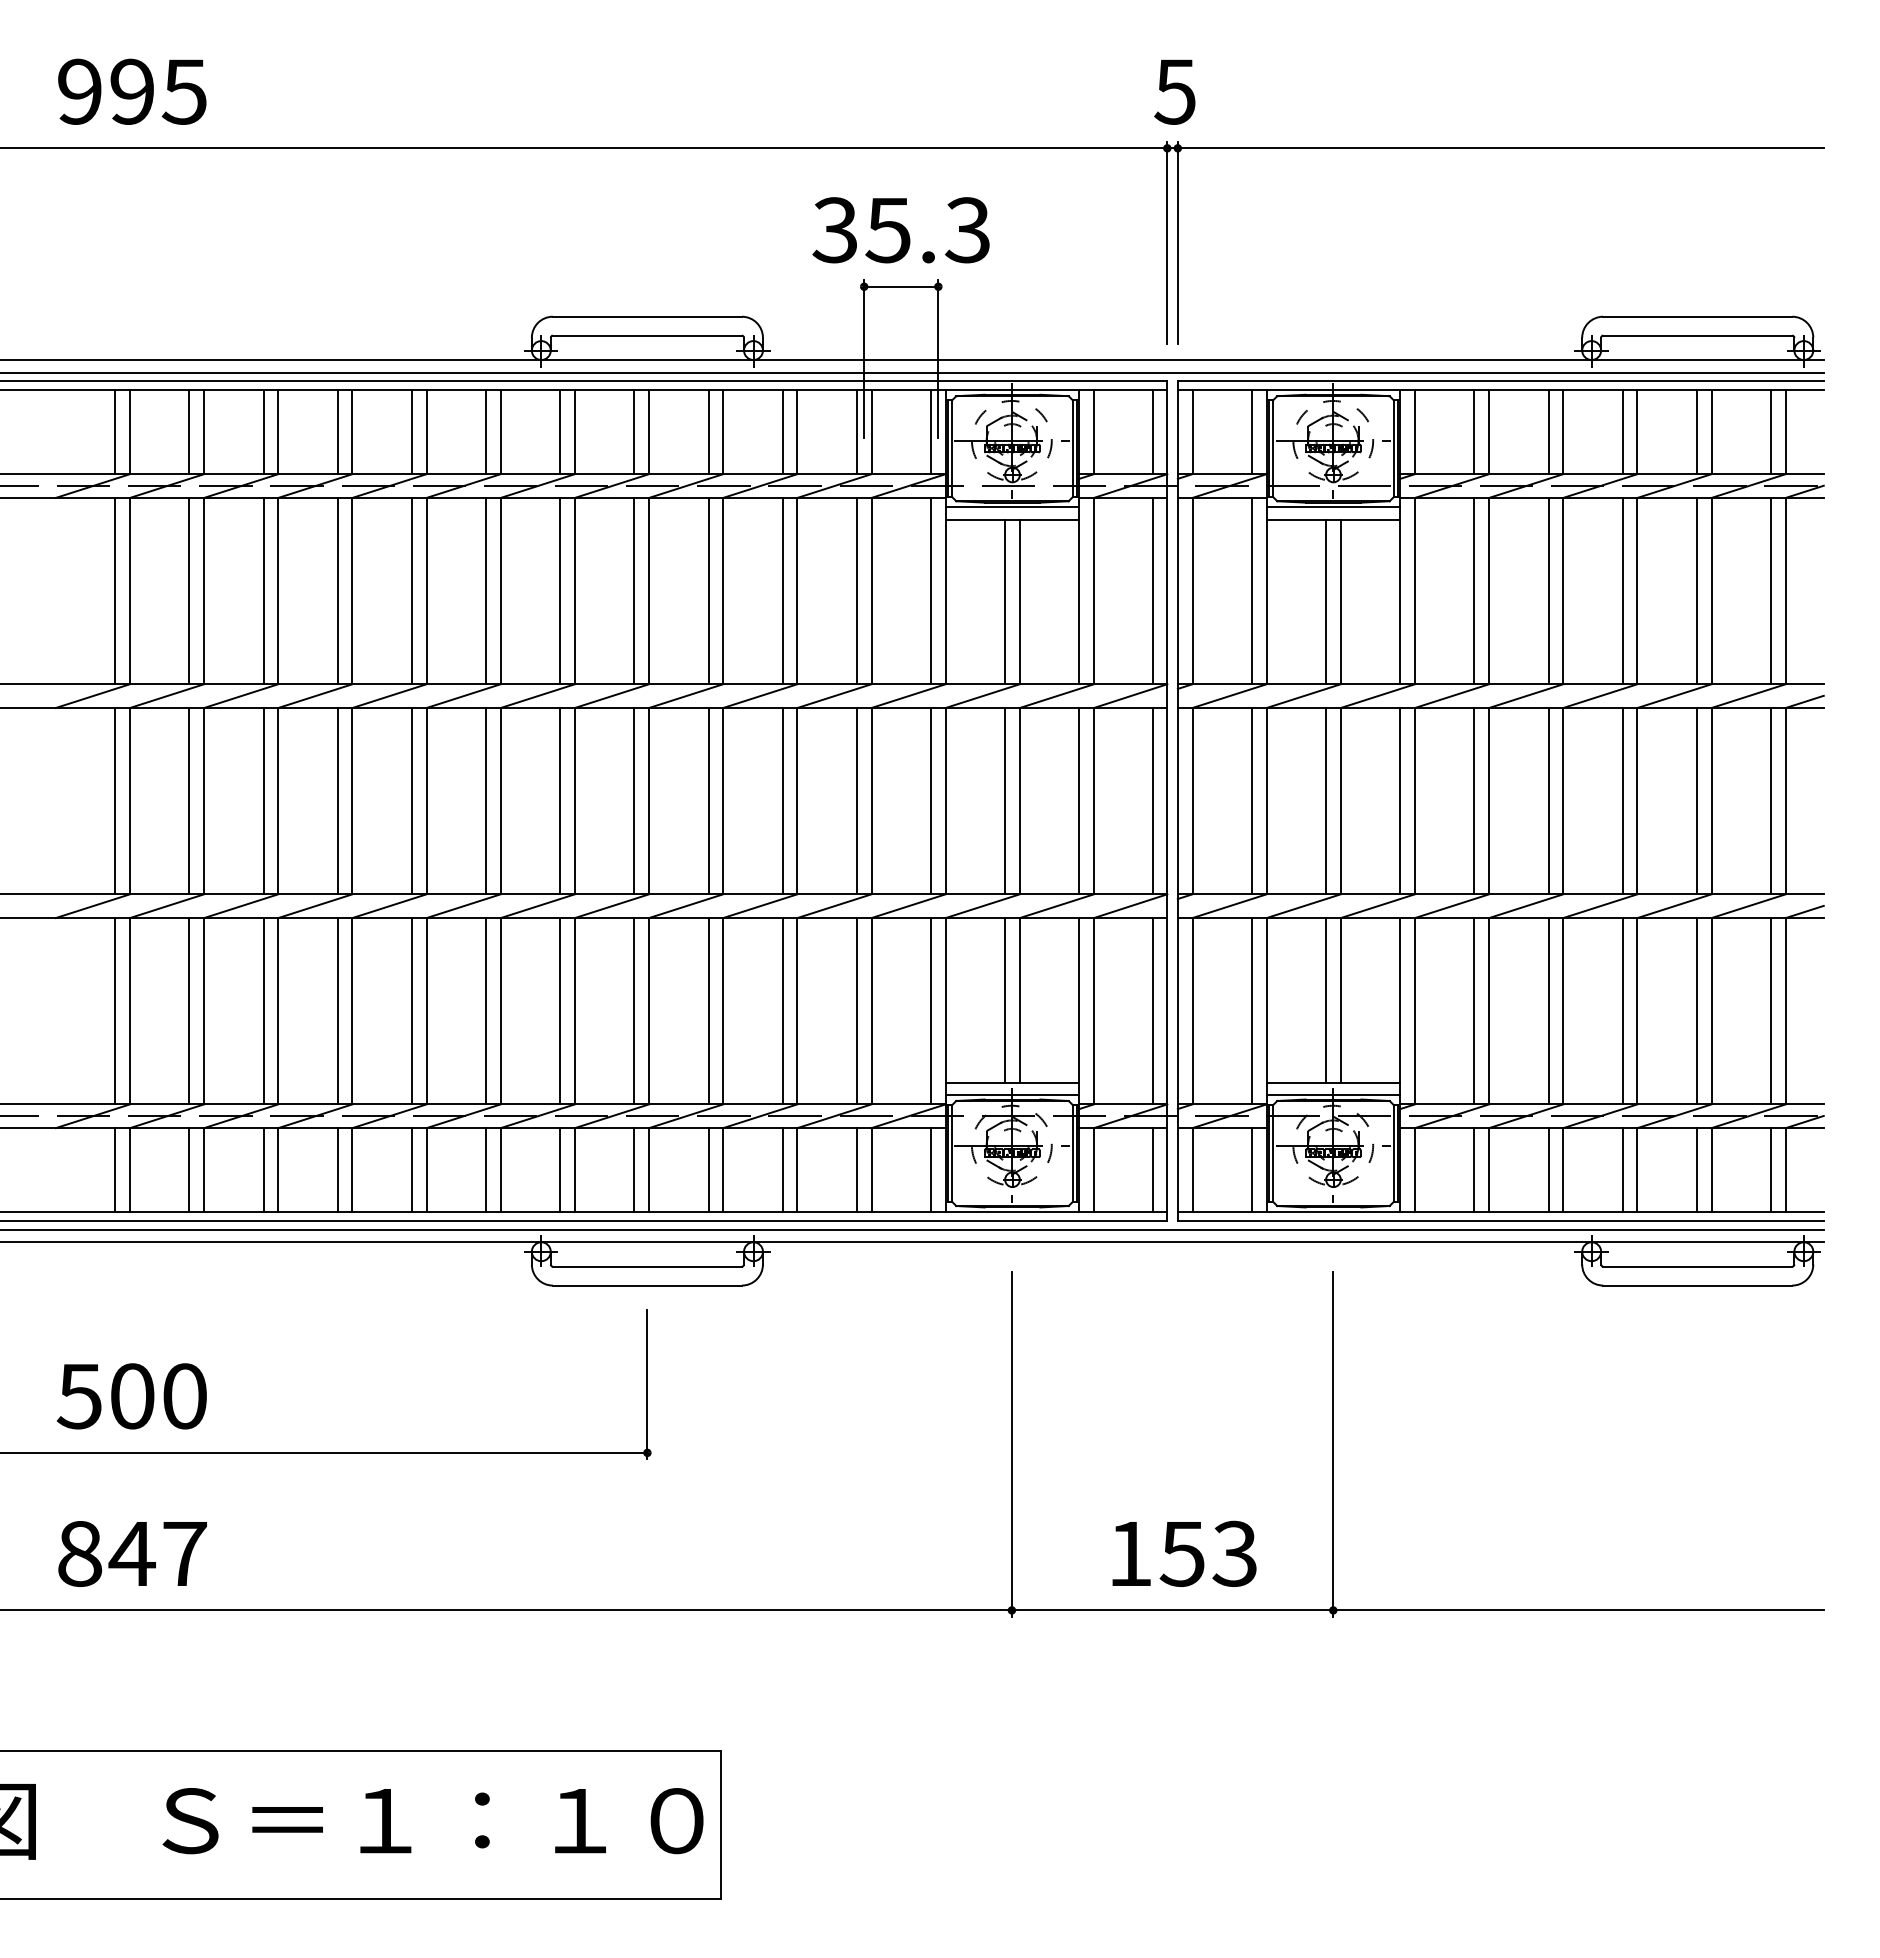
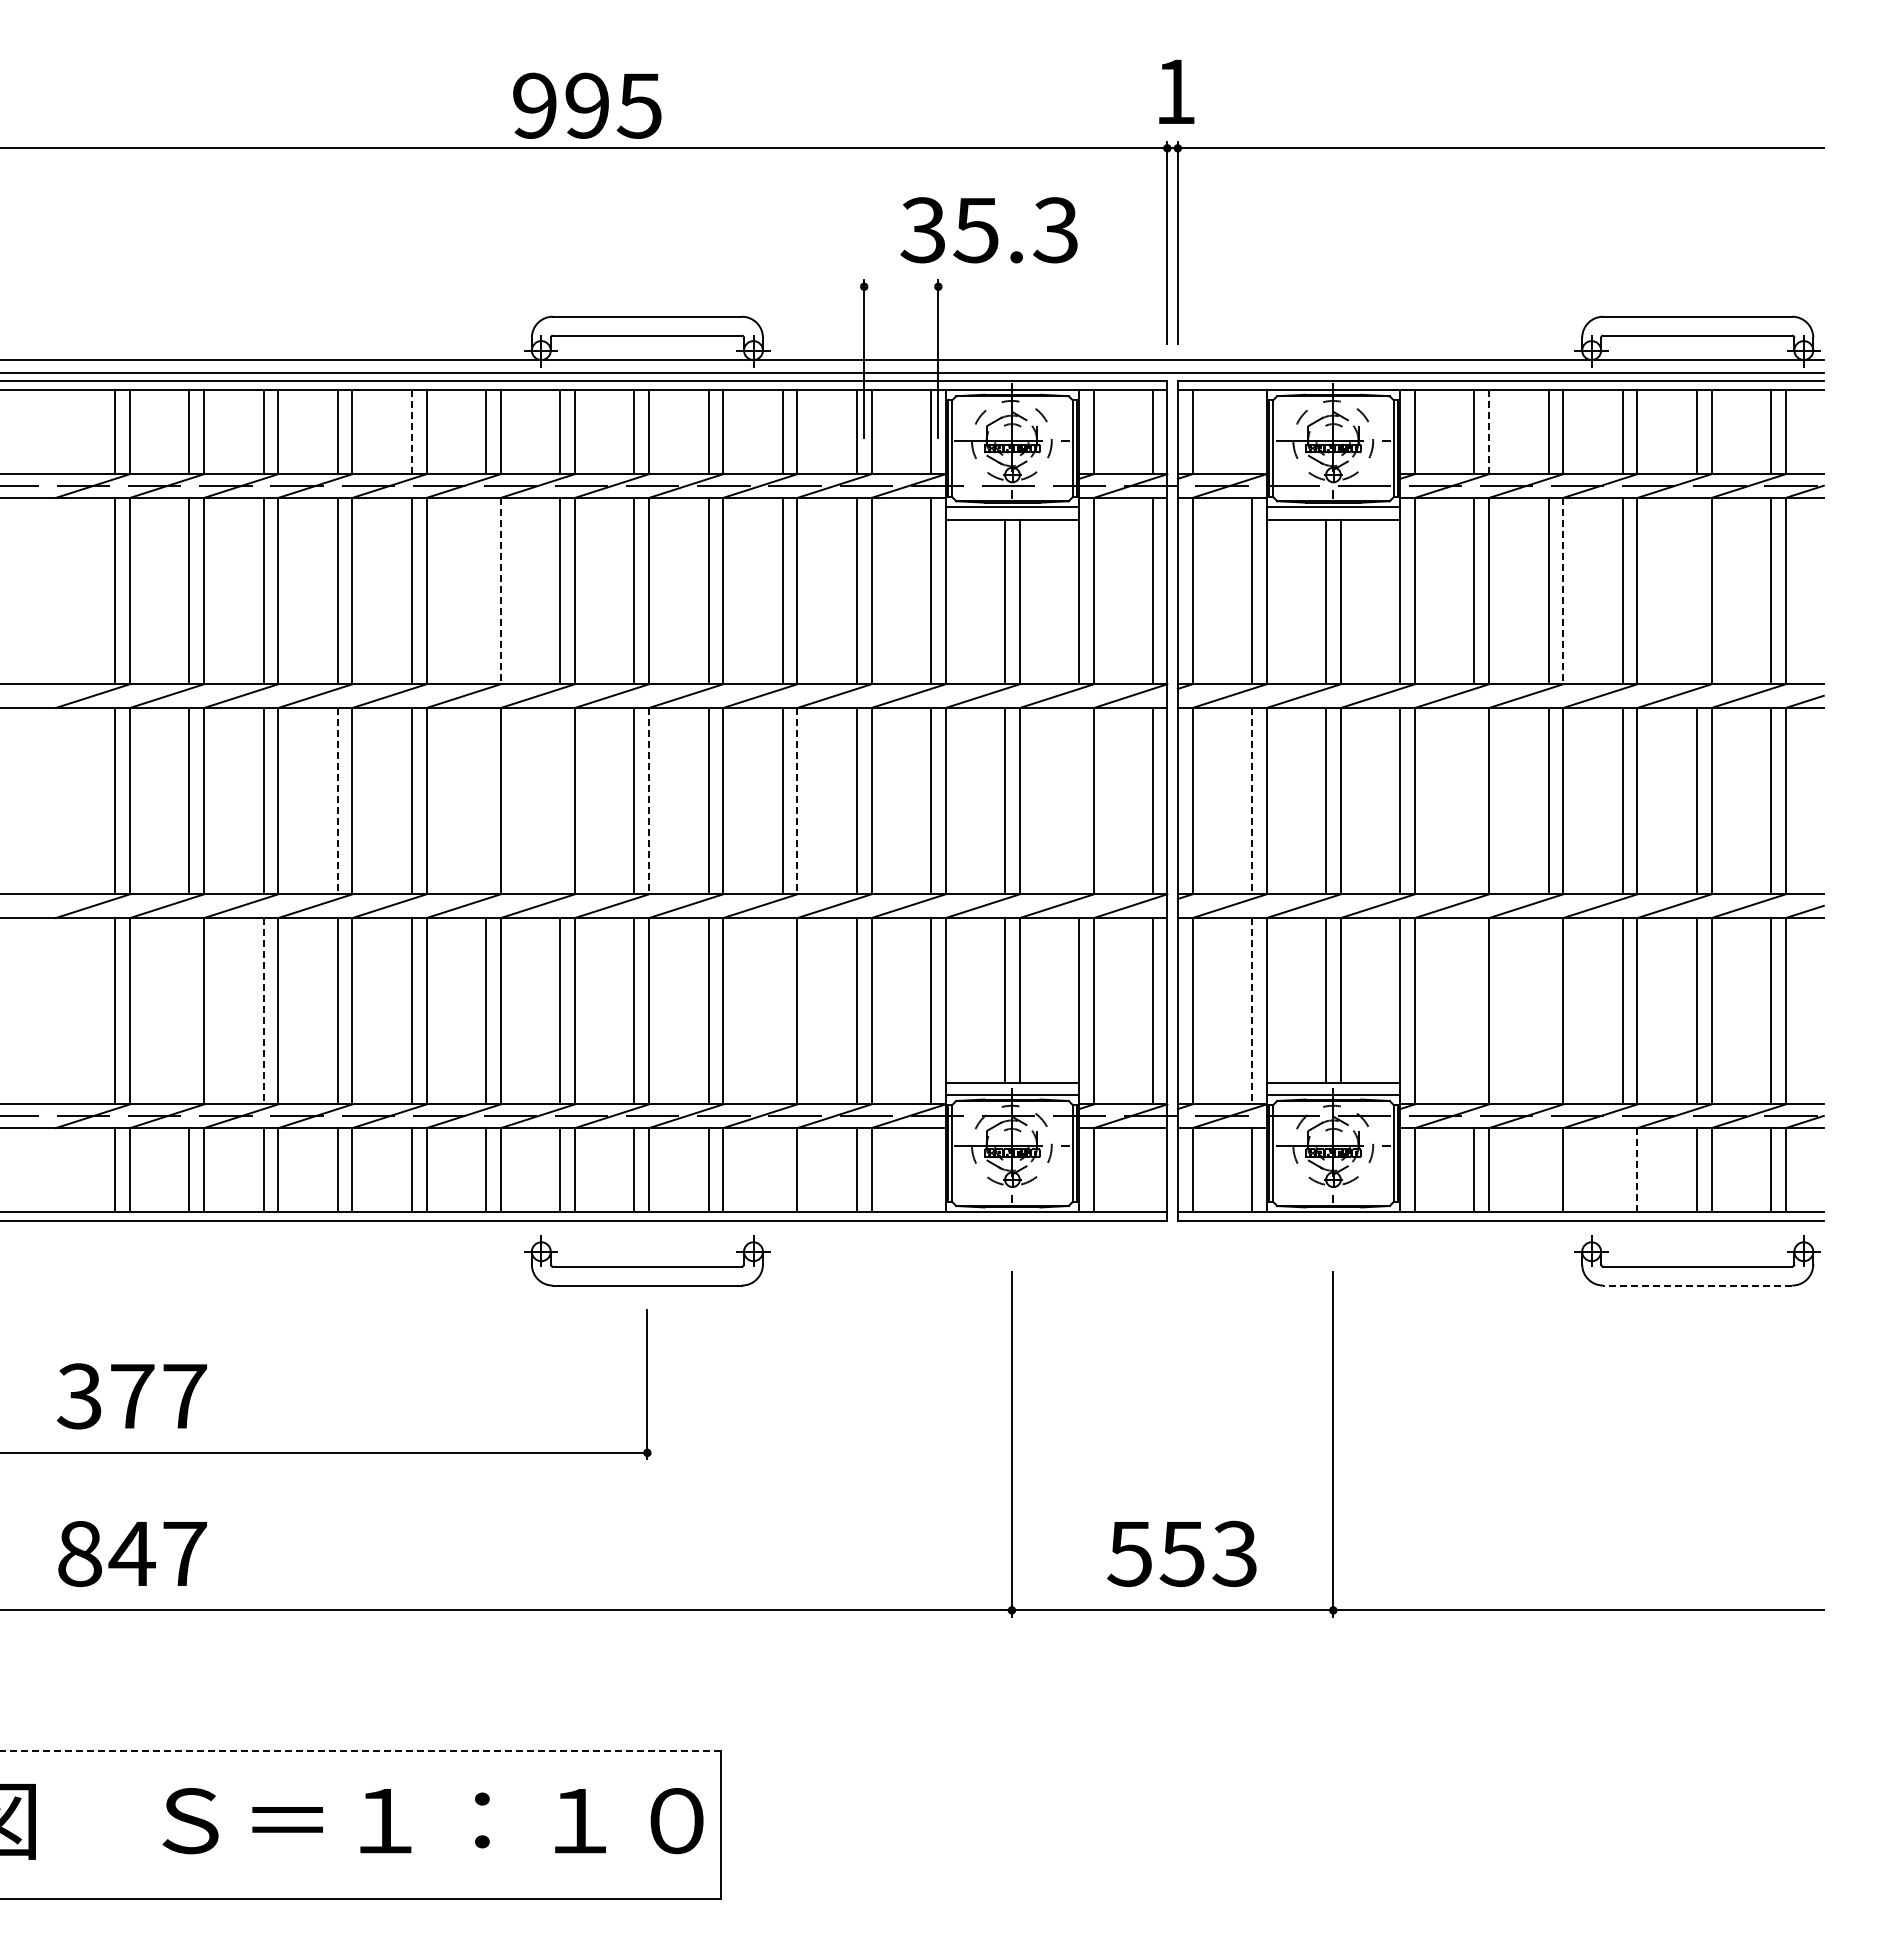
text position: (132, 91) -> (587, 105) (587, 105)
text: 5 -> 1 (1174, 91)
text position: (900, 230) -> (988, 230) (988, 230)
line: present -> none (901, 286)
line: solid -> dashed (411, 432)
line: present -> none (1251, 432)
line: solid -> dashed (1489, 432)
line: present -> none (486, 590)
line: present -> none (1696, 590)
line: solid -> dashed (500, 591)
line: solid -> dashed (1563, 591)
line: solid -> dashed (337, 801)
line: present -> none (486, 801)
line: present -> none (560, 801)
line: solid -> dashed (649, 801)
line: solid -> dashed (797, 801)
line: present -> none (1079, 801)
line: solid -> dashed (1251, 801)
line: present -> none (1474, 801)
line: present -> none (189, 1011)
line: solid -> dashed (263, 1011)
line: present -> none (782, 1011)
line: solid -> dashed (1251, 1011)
line: present -> none (1474, 1011)
line: present -> none (1548, 1011)
line: present -> none (782, 1169)
line: present -> none (931, 1169)
line: present -> none (1152, 1169)
line: present -> none (1548, 1169)
line: present -> none (1622, 1169)
line: solid -> dashed (1637, 1169)
line: present -> none (912, 1229)
line: present -> none (912, 1242)
line: solid -> dashed (1697, 1285)
text: 500 -> 377 (131, 1396)
text: 153 -> 553 (1129, 1554)
line: solid -> dashed (360, 1750)
